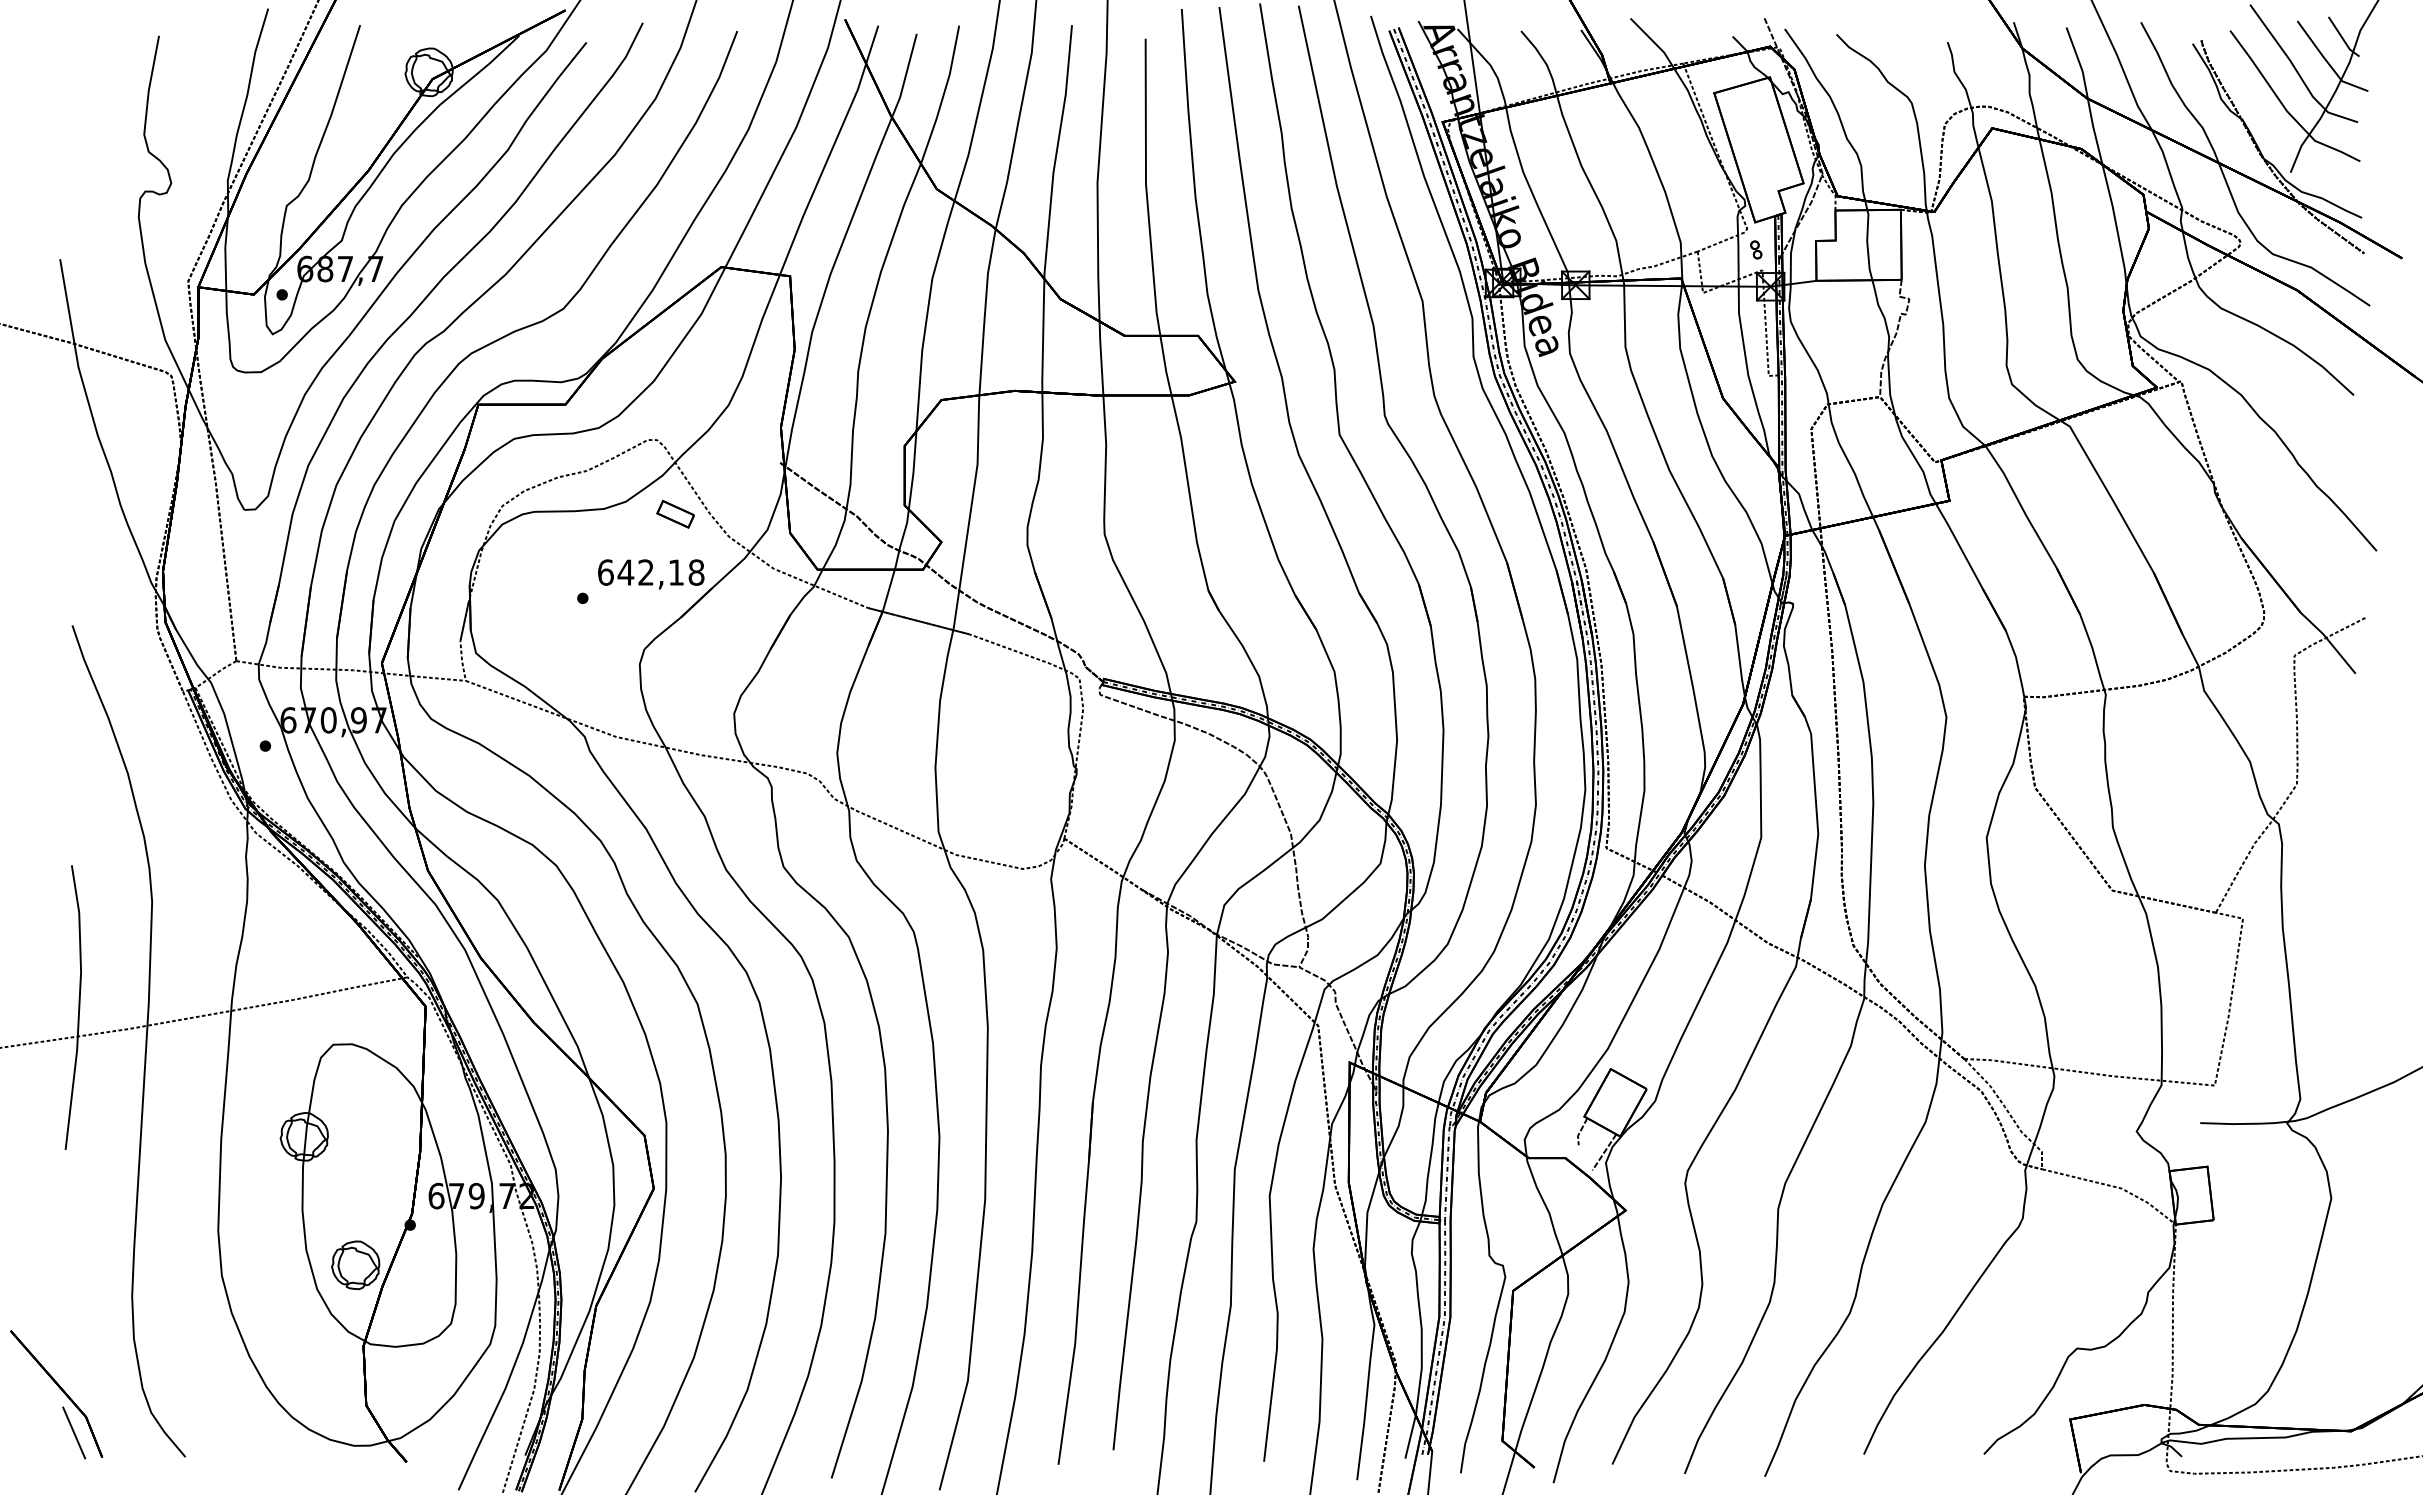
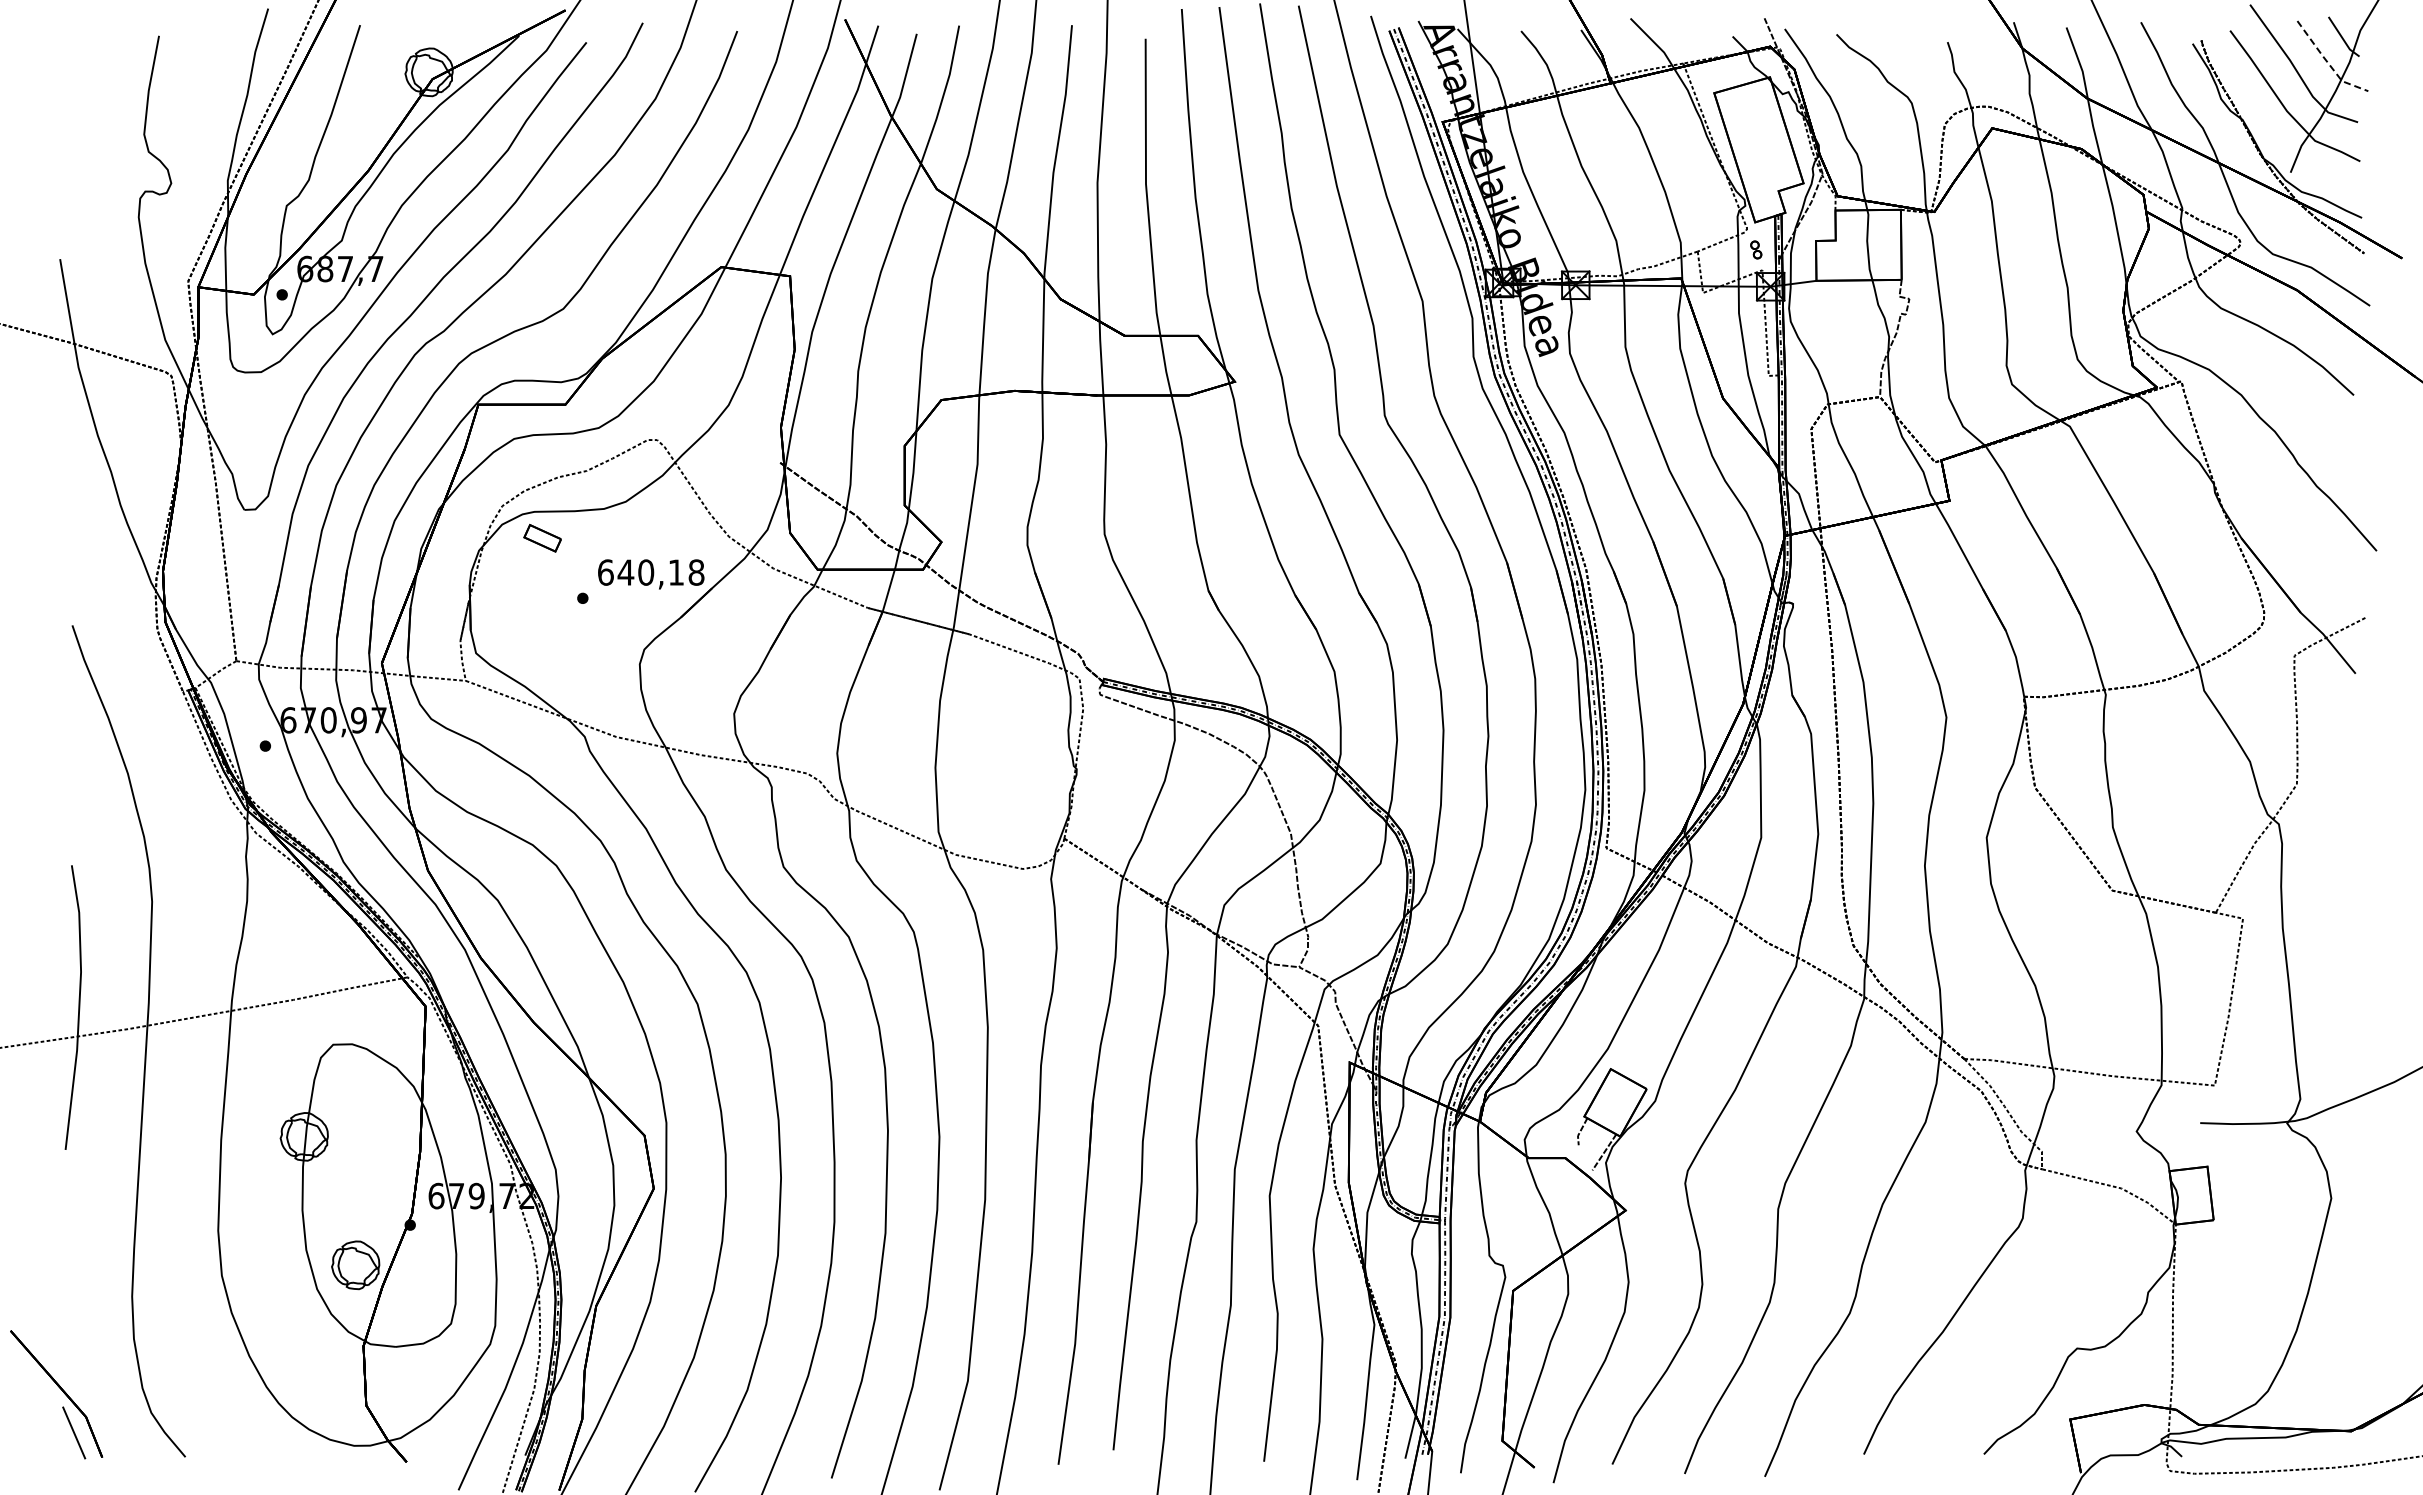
line: solid -> dashed (2327, 62)
part position: (675, 513) -> (542, 537) (542, 537)
text: 642,18 -> 640,18 (646, 572)
